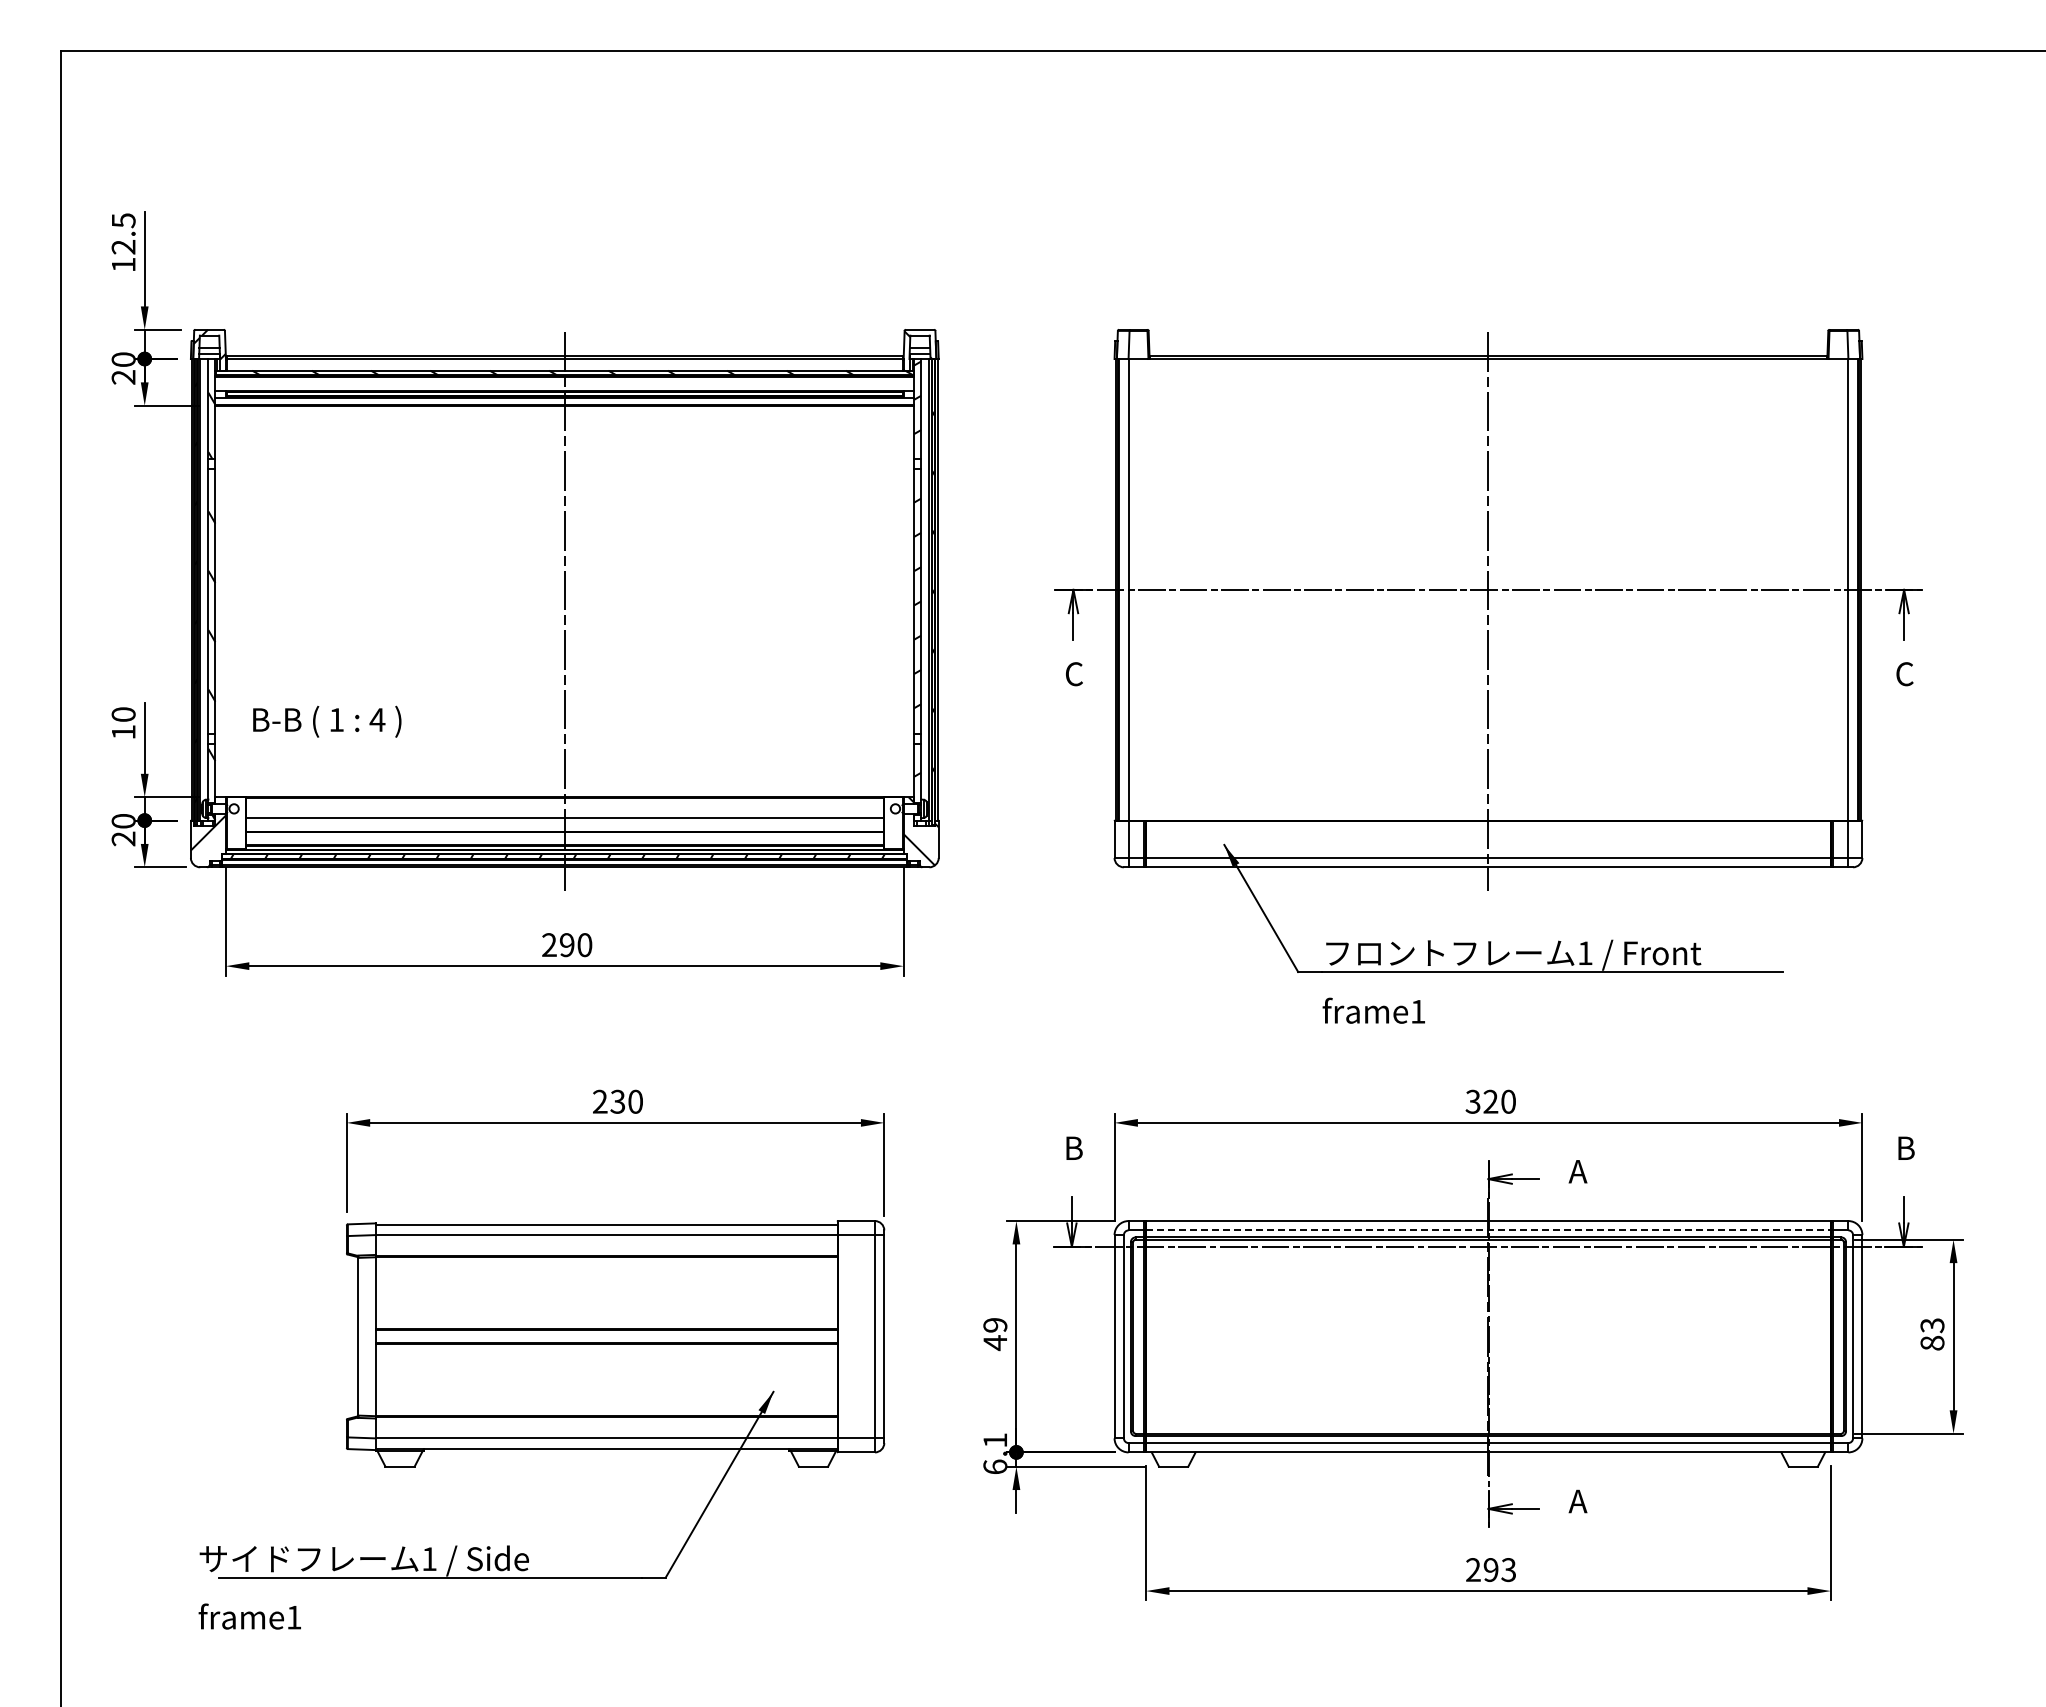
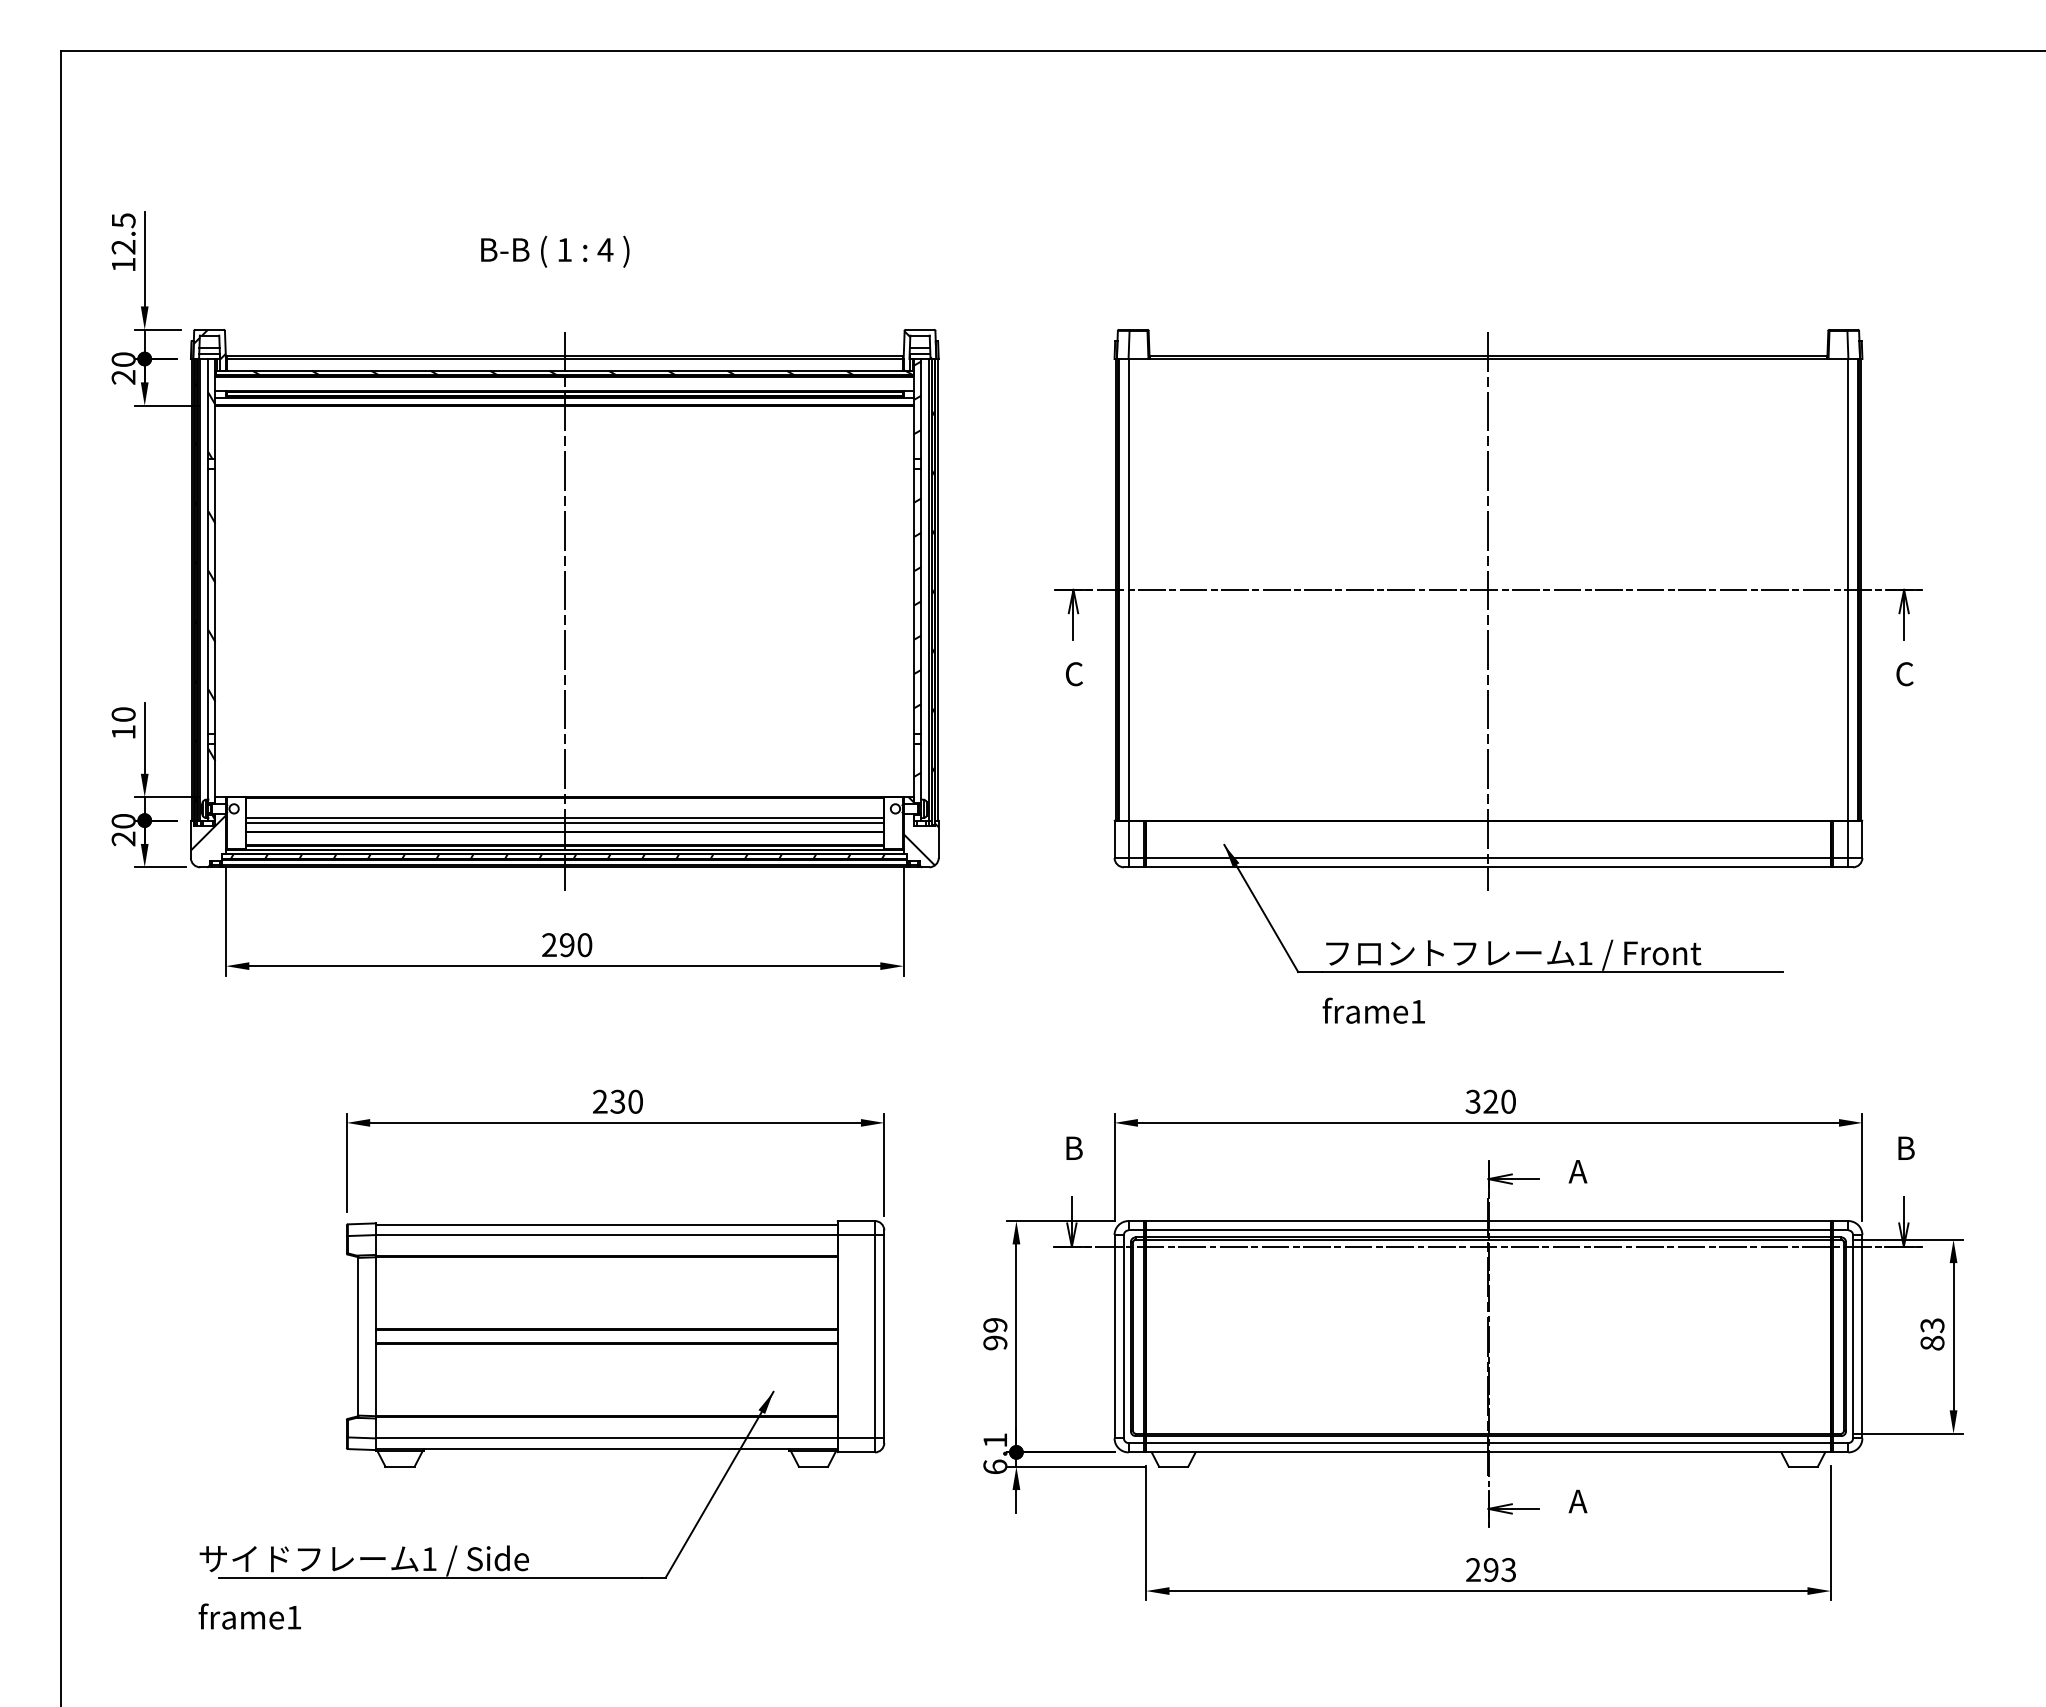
text position: (327, 721) -> (555, 251) (555, 251)
line: none -> present (564, 822)
line: dashed -> solid (1488, 1230)
text: 49 -> 99 (995, 1343)
